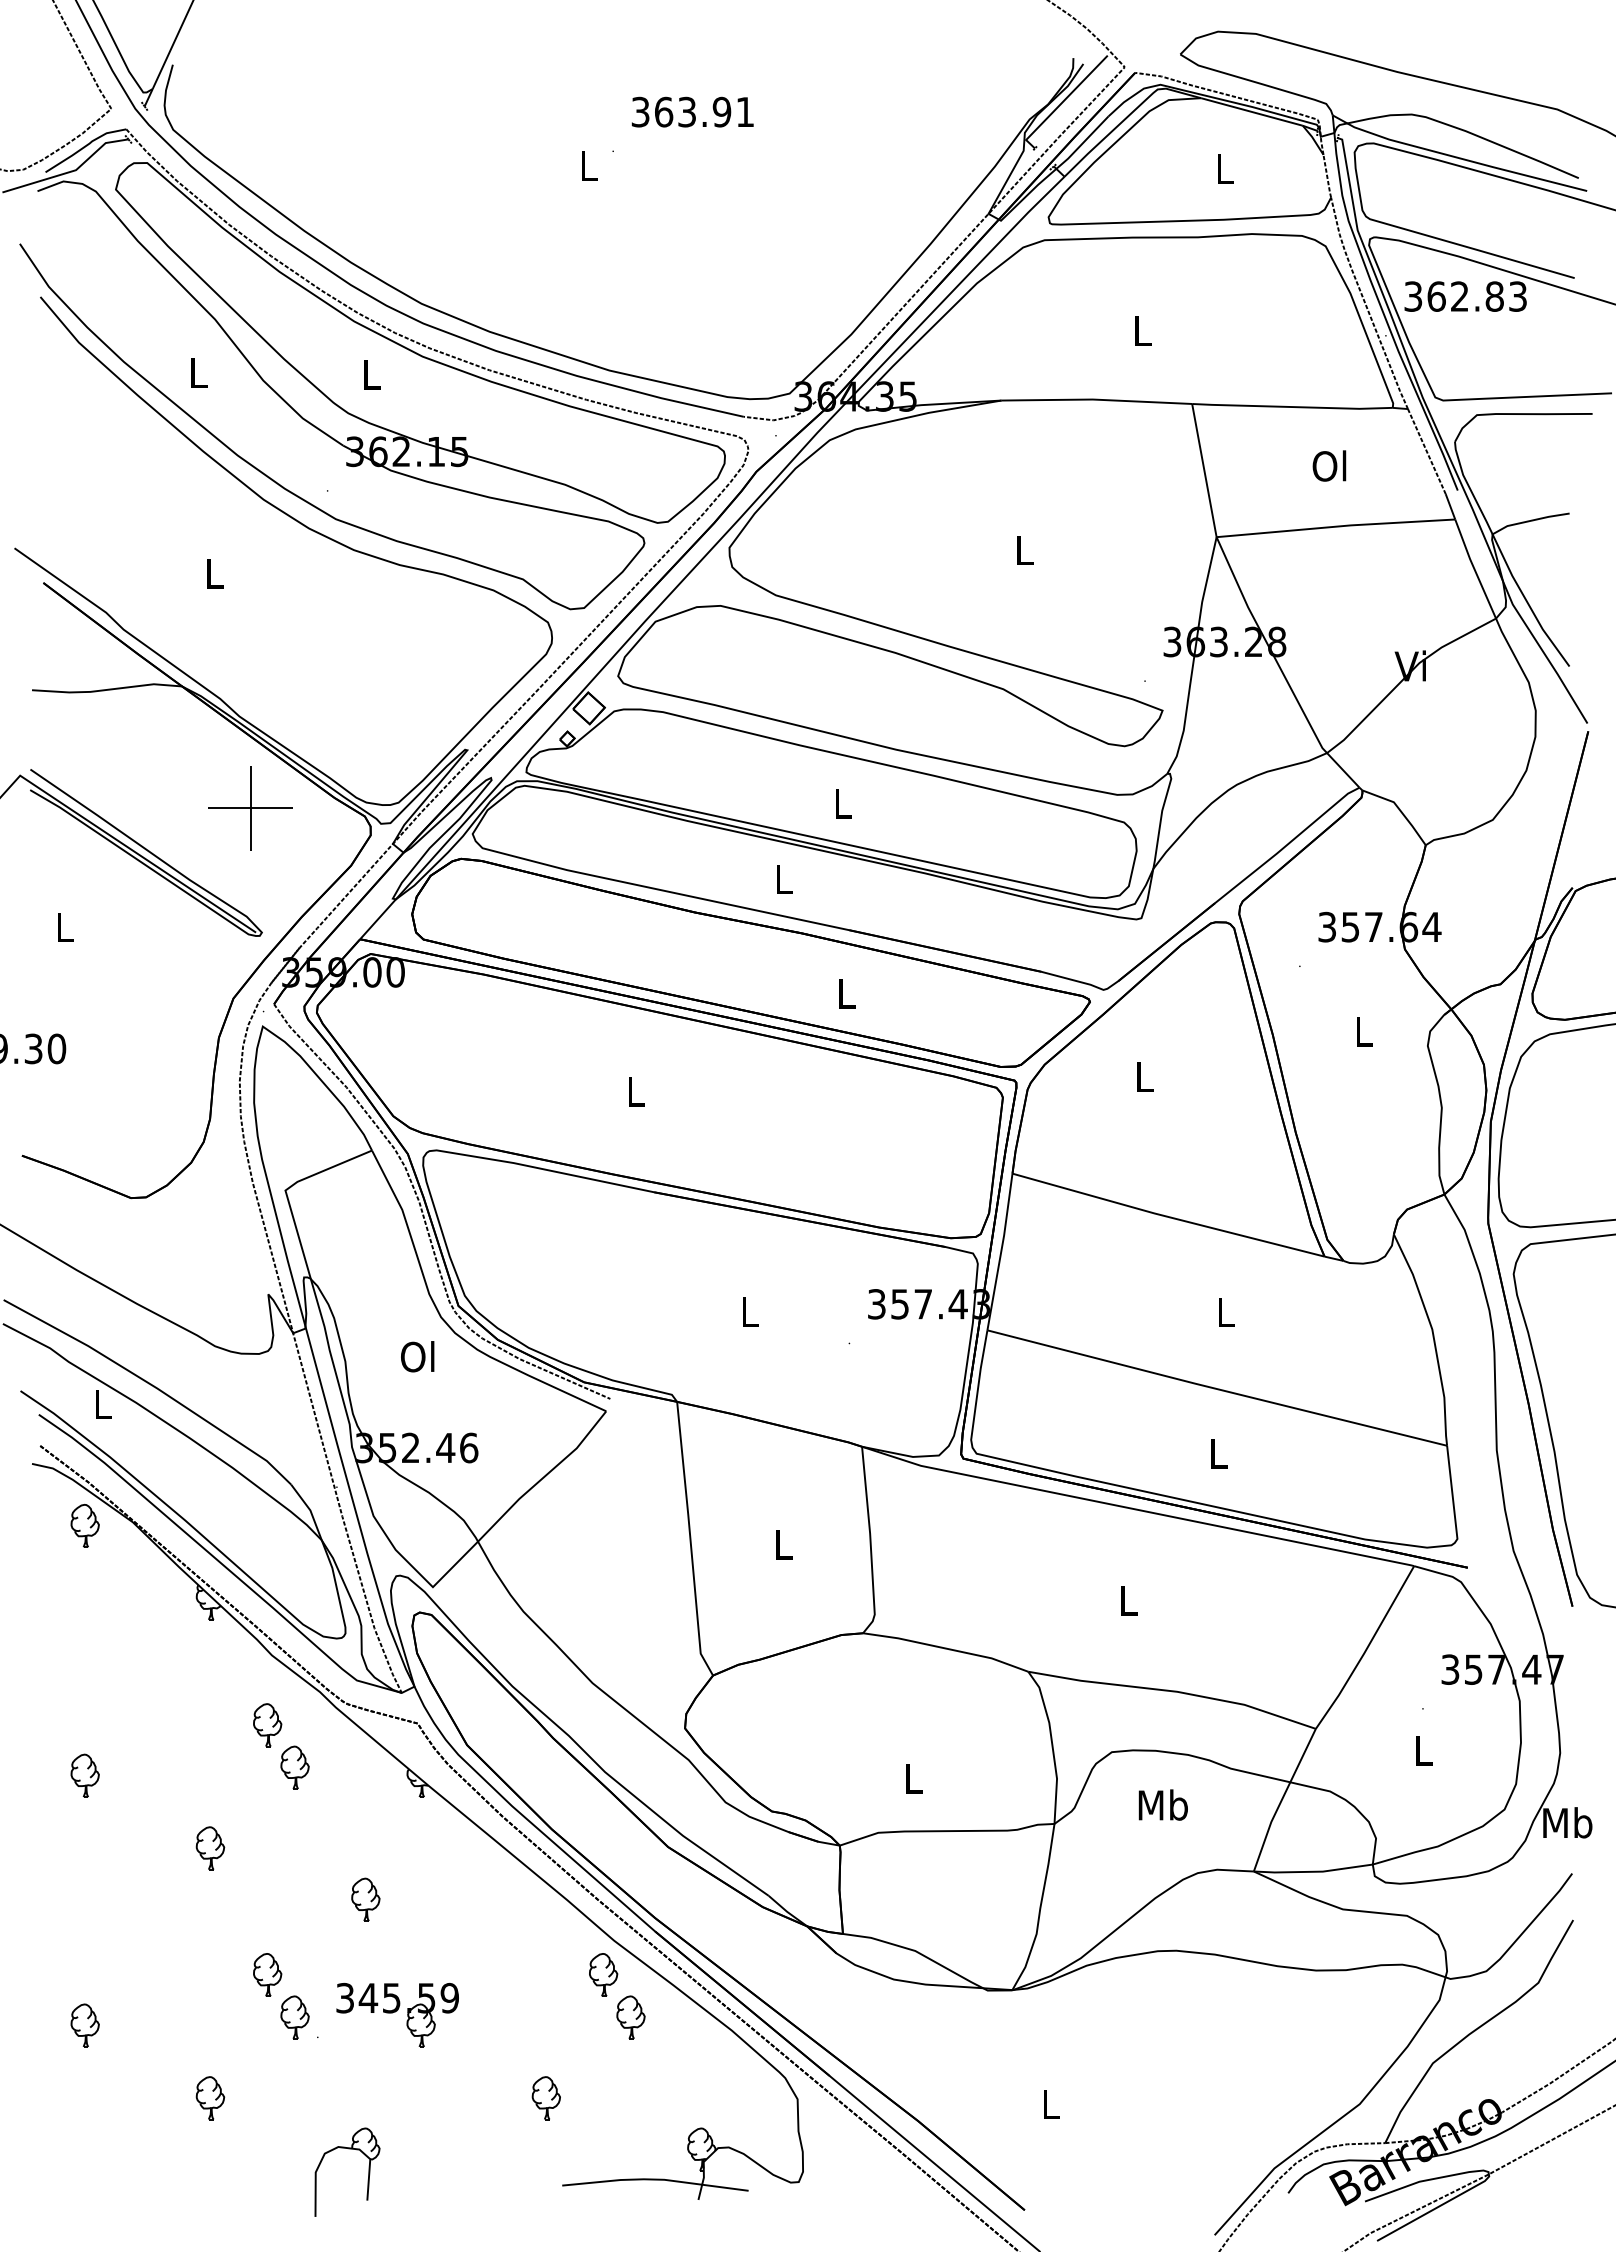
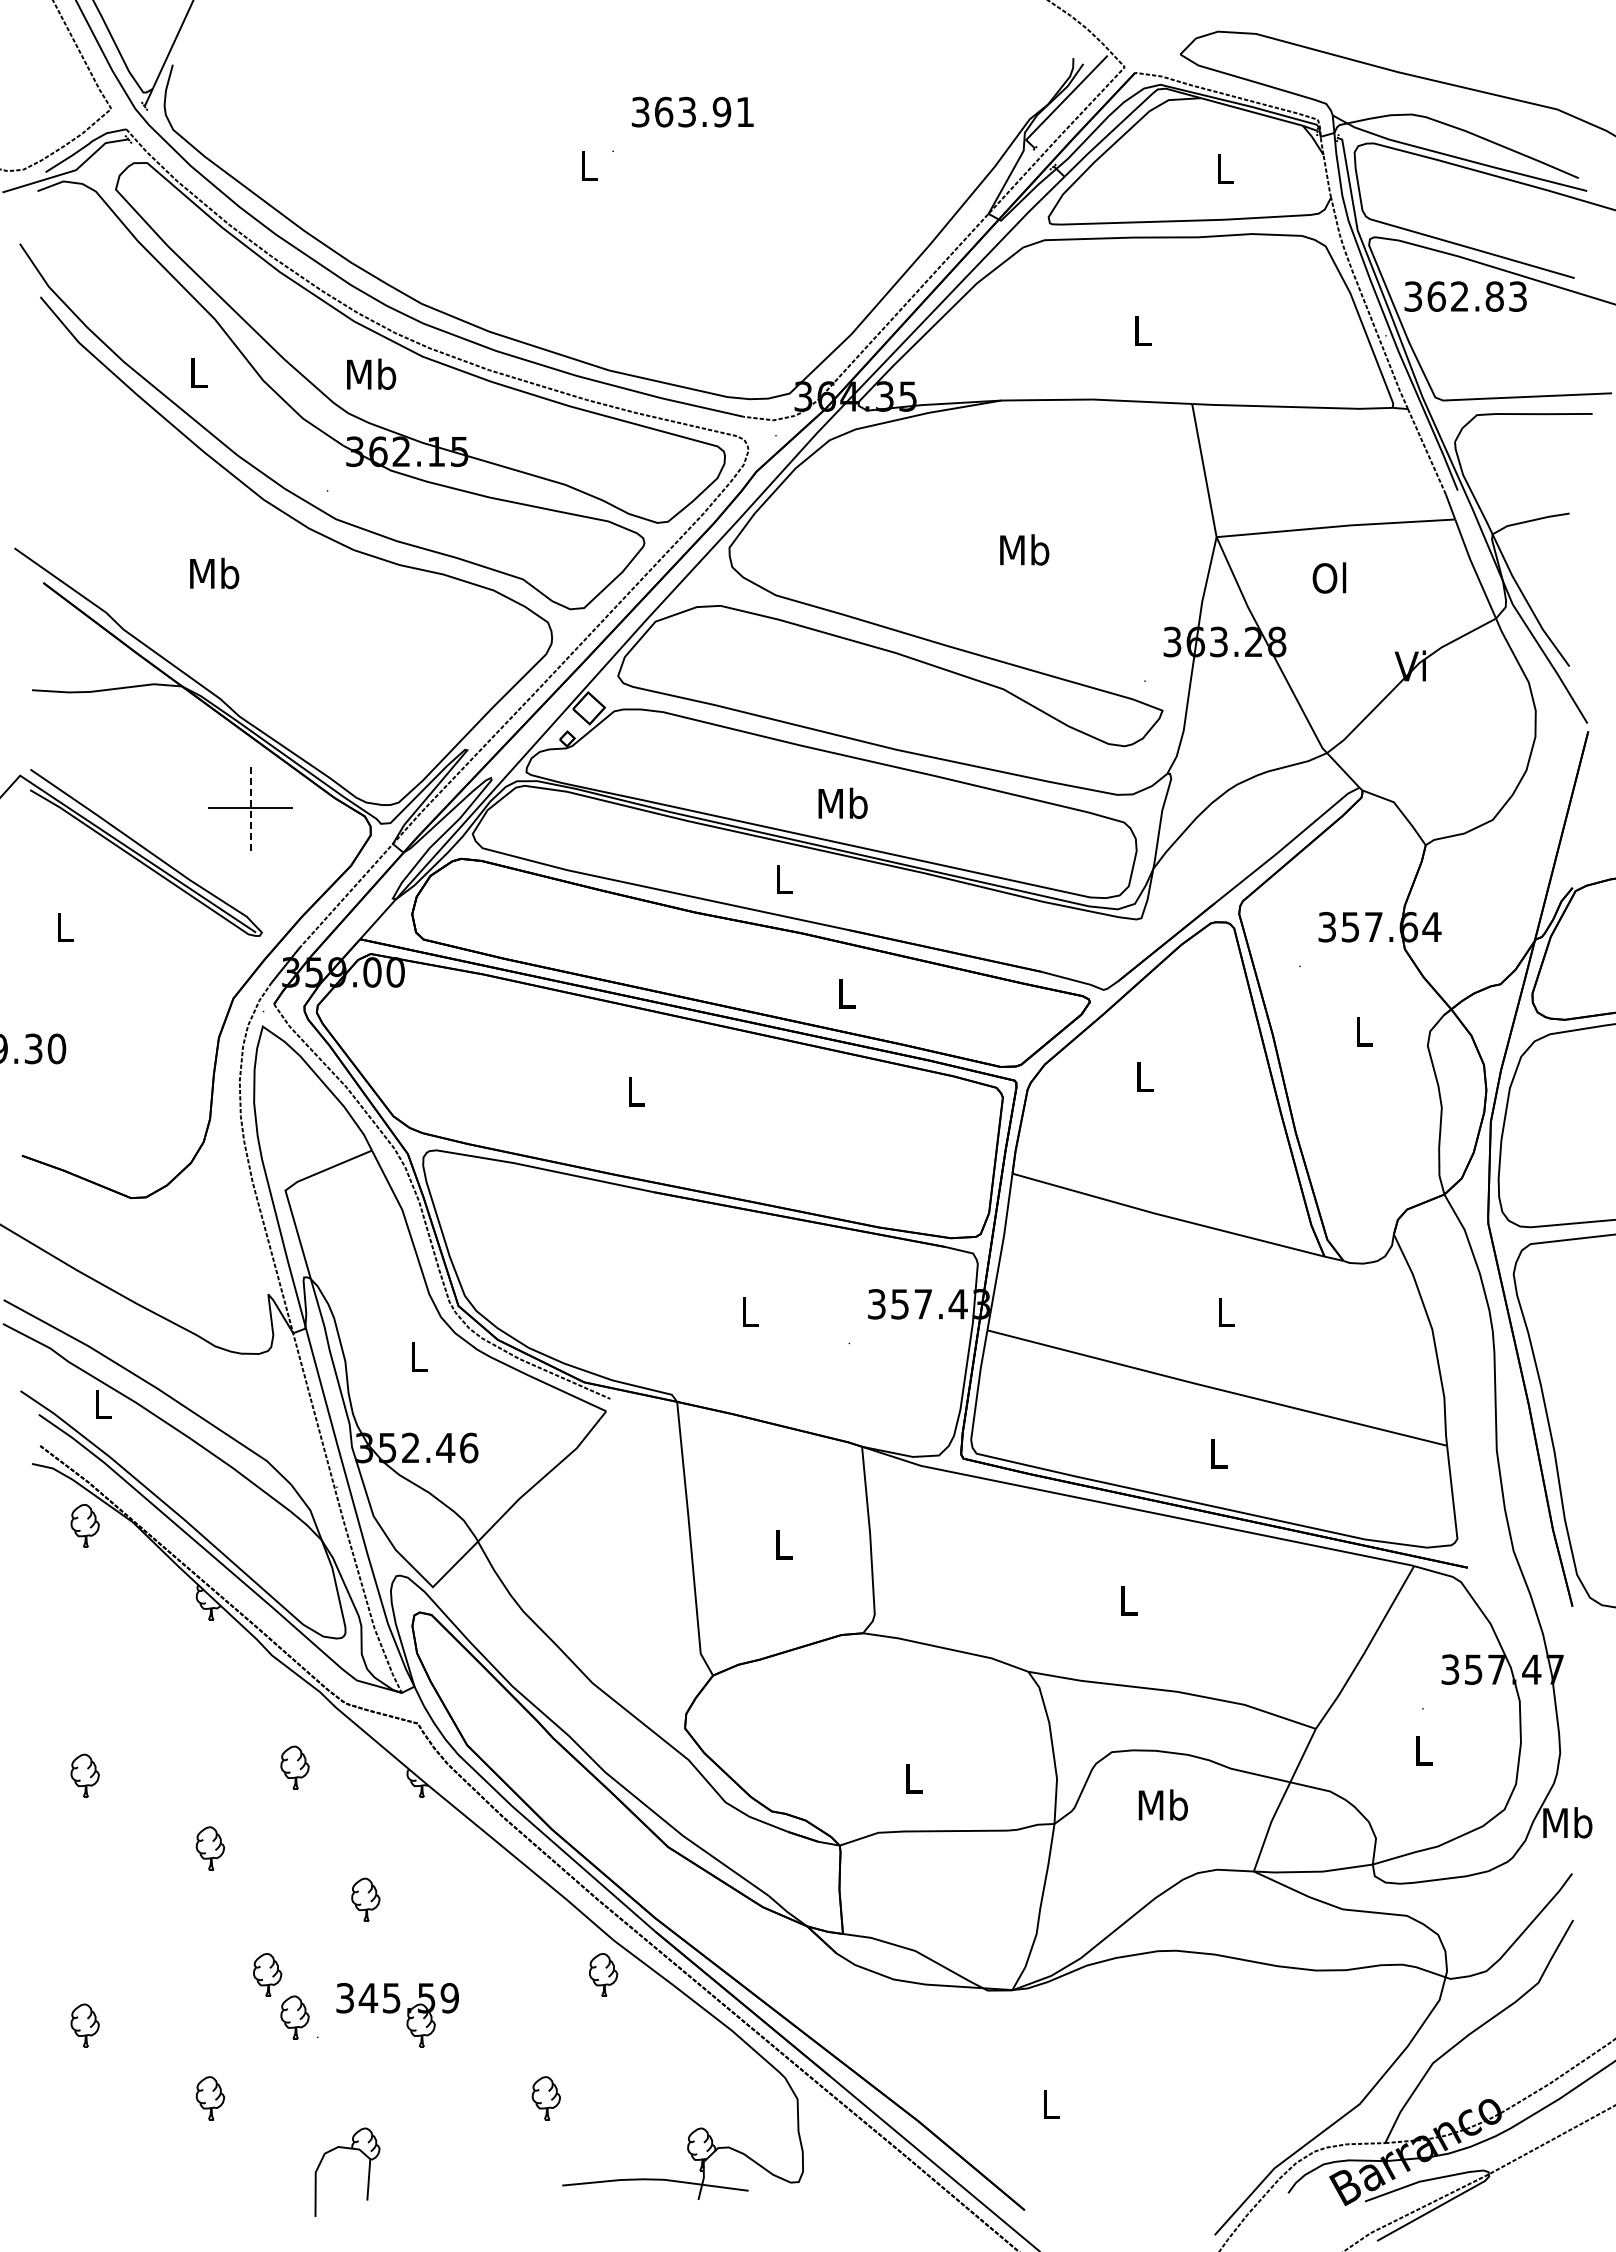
text: L -> Mb (371, 373)
text position: (1329, 465) -> (1329, 577) (1329, 577)
text: L -> Mb (1024, 549)
text: L -> Mb (214, 573)
text: L -> Mb (842, 803)
line: solid -> dashed (250, 807)
text: Ol -> L (417, 1356)
part: present -> none (267, 1725)
part: present -> none (630, 2017)
